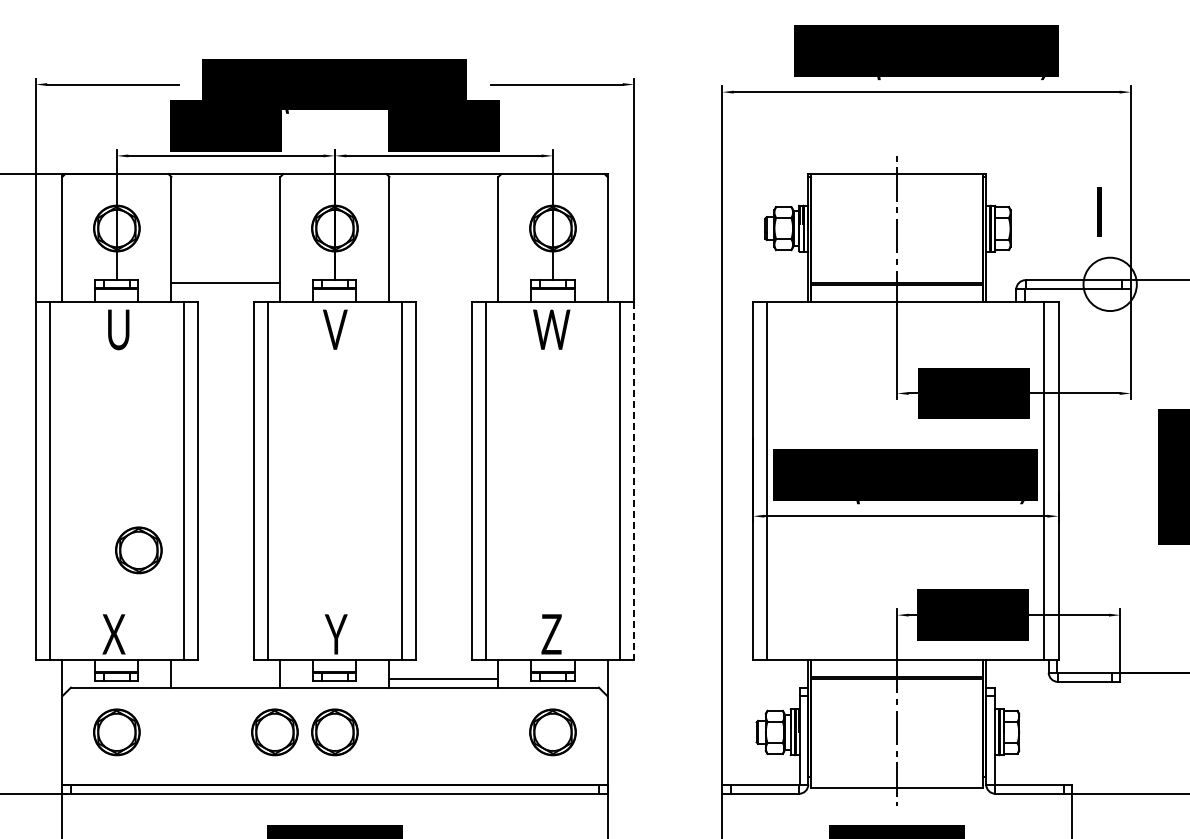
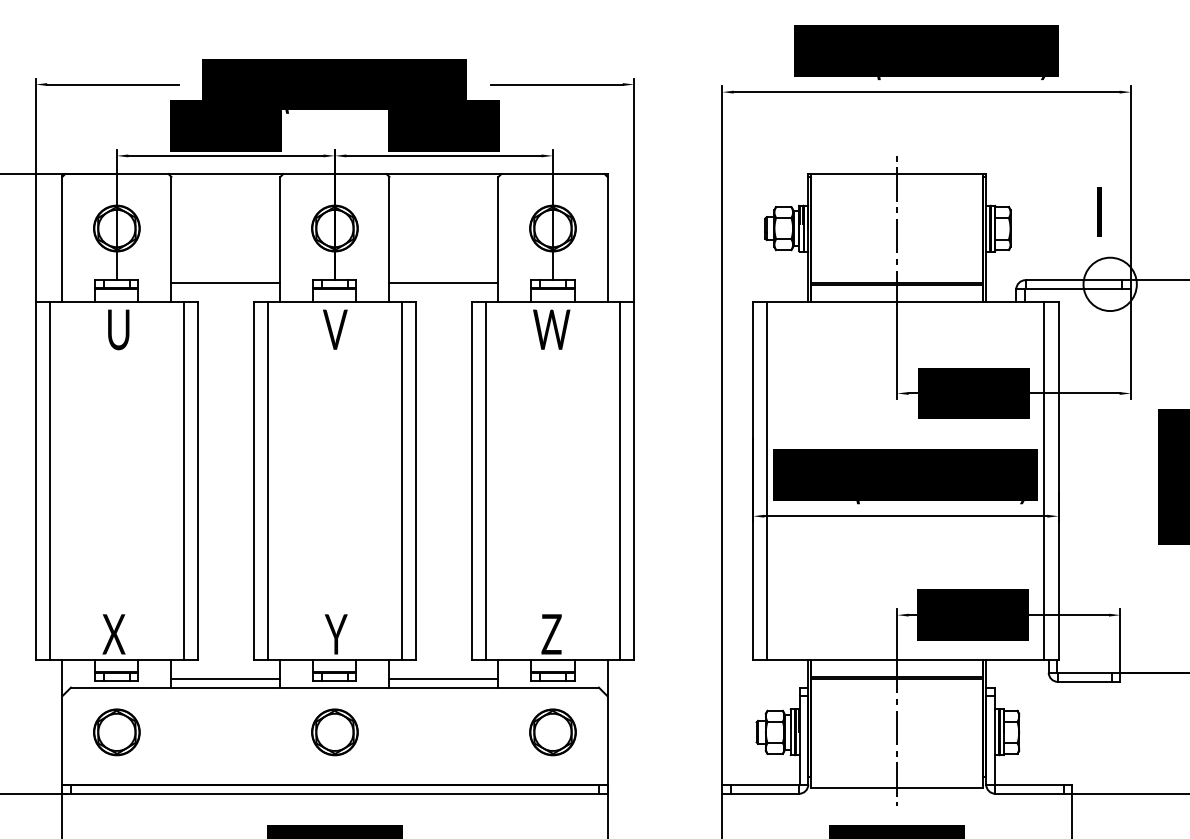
line: none -> present (443, 283)
line: dashed -> solid (634, 481)
part: present -> none (138, 550)
line: none -> present (225, 679)
part: present -> none (274, 732)
